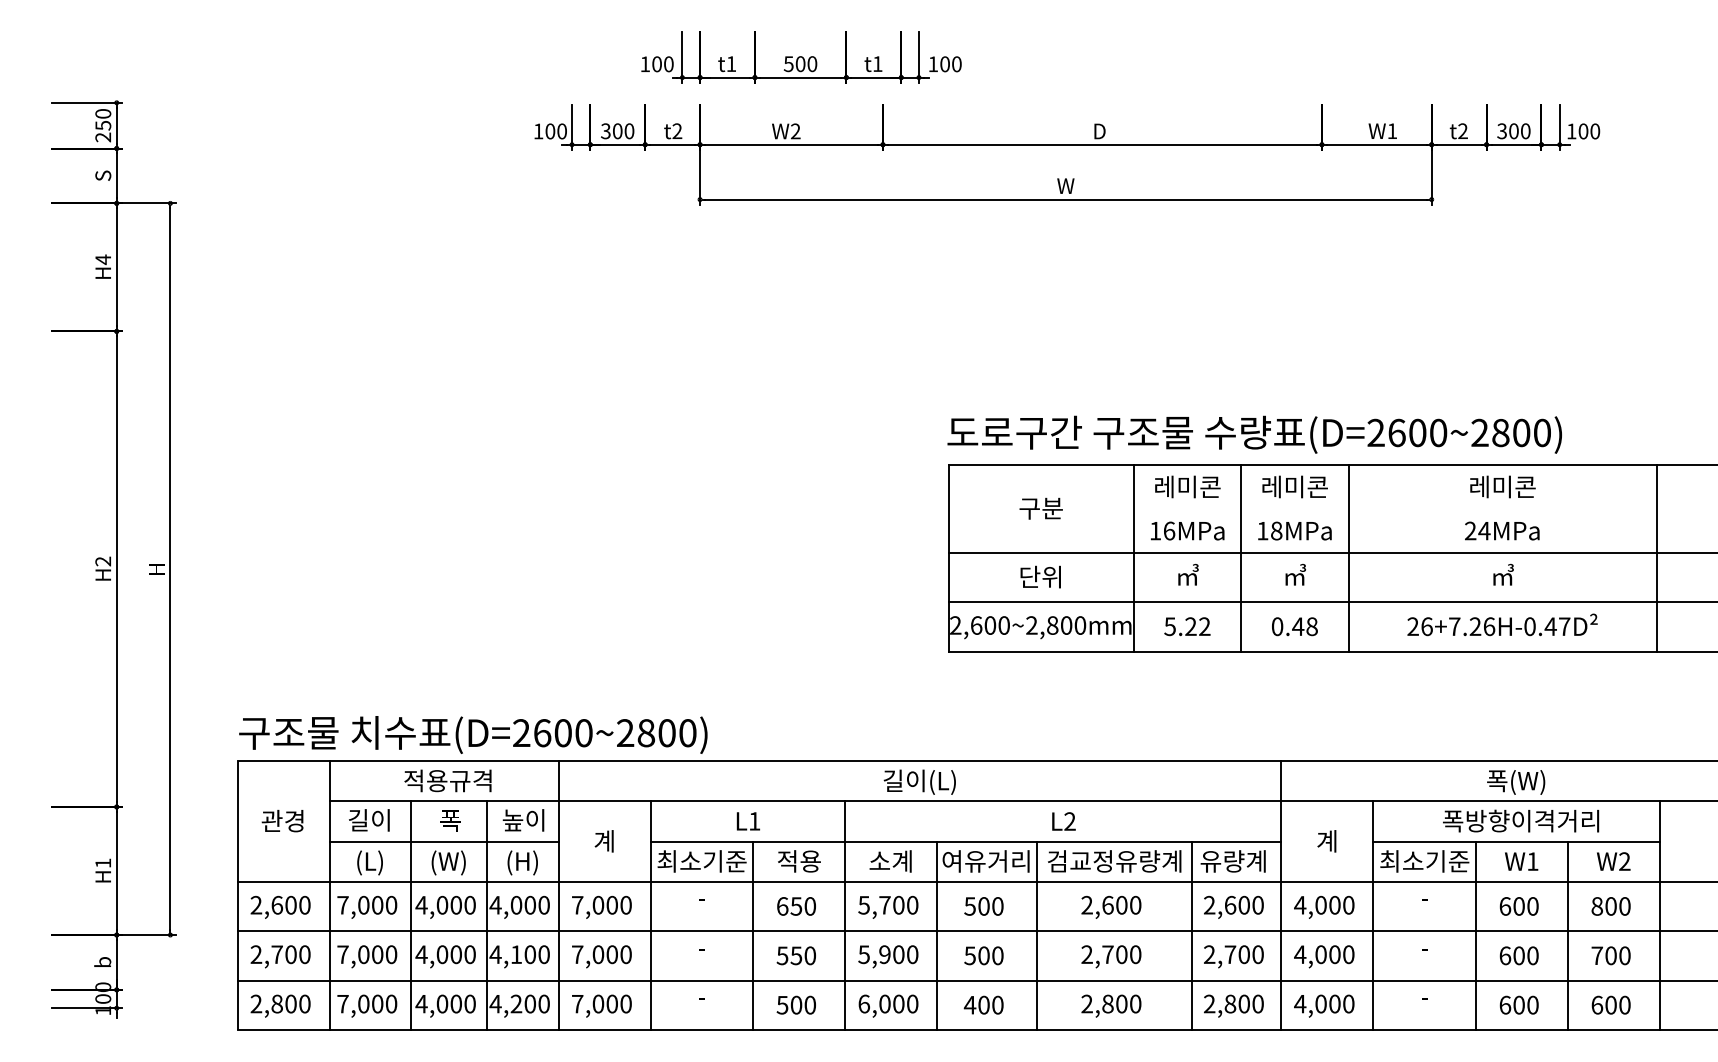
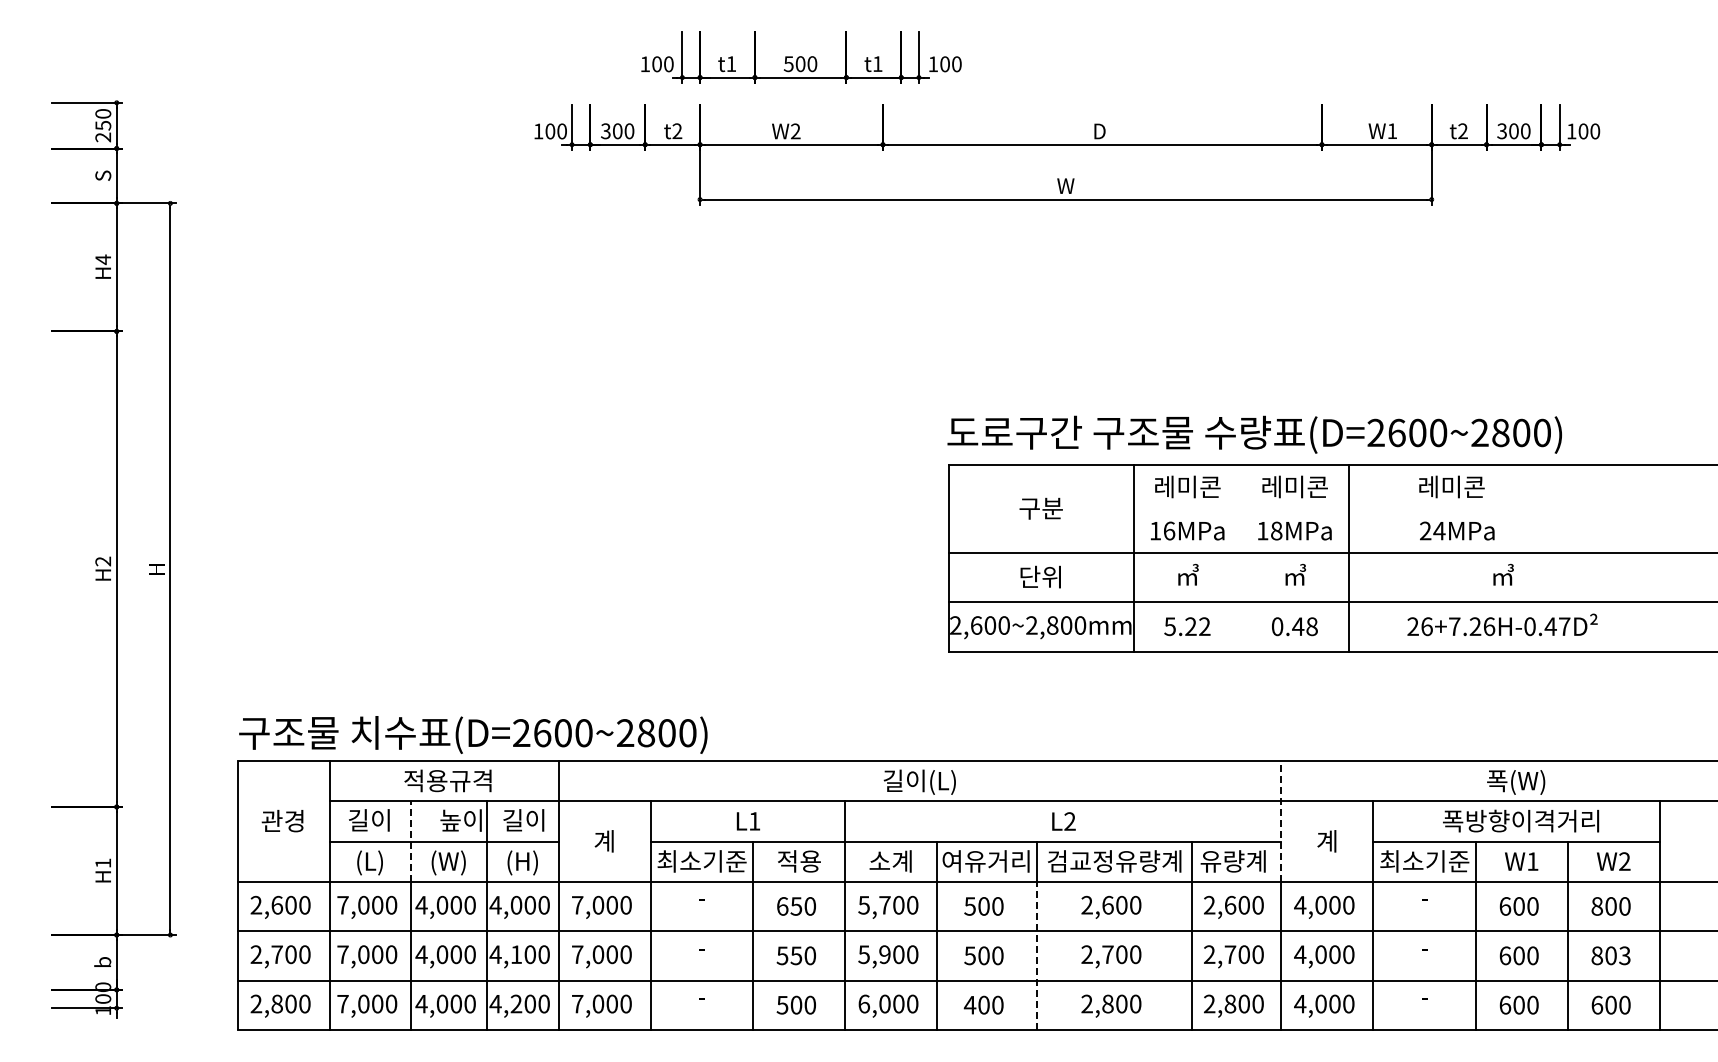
text position: (1502, 486) -> (1451, 486) (1451, 486)
text position: (1502, 530) -> (1457, 530) (1457, 530)
line: present -> none (1241, 558)
line: present -> none (1656, 558)
text: 폭 -> 높이 (460, 820)
text: 높이 -> 길이 (512, 820)
line: solid -> dashed (1281, 821)
line: solid -> dashed (410, 841)
line: solid -> dashed (1036, 955)
text: 700 -> 803 (1610, 955)
